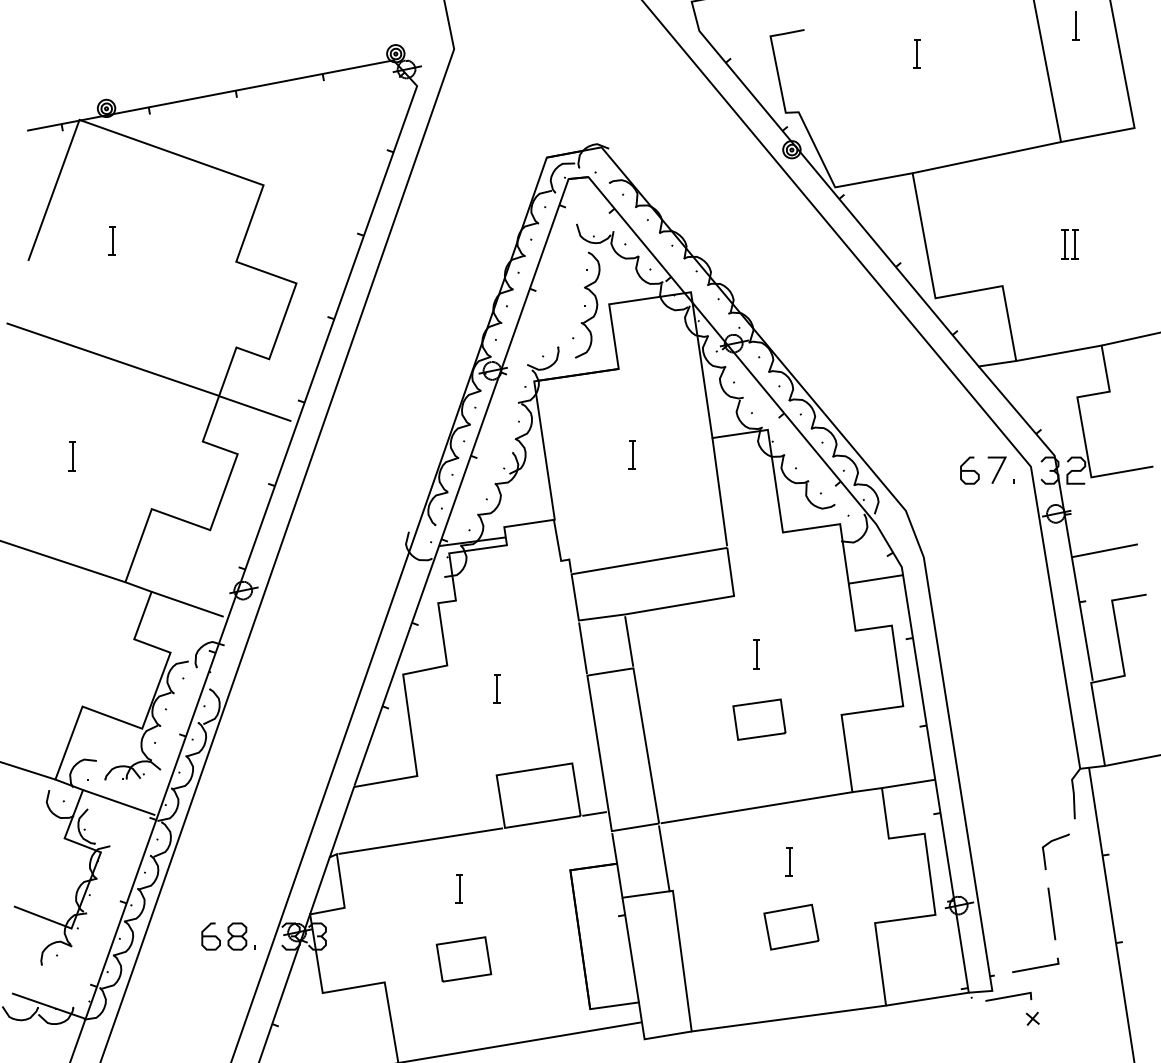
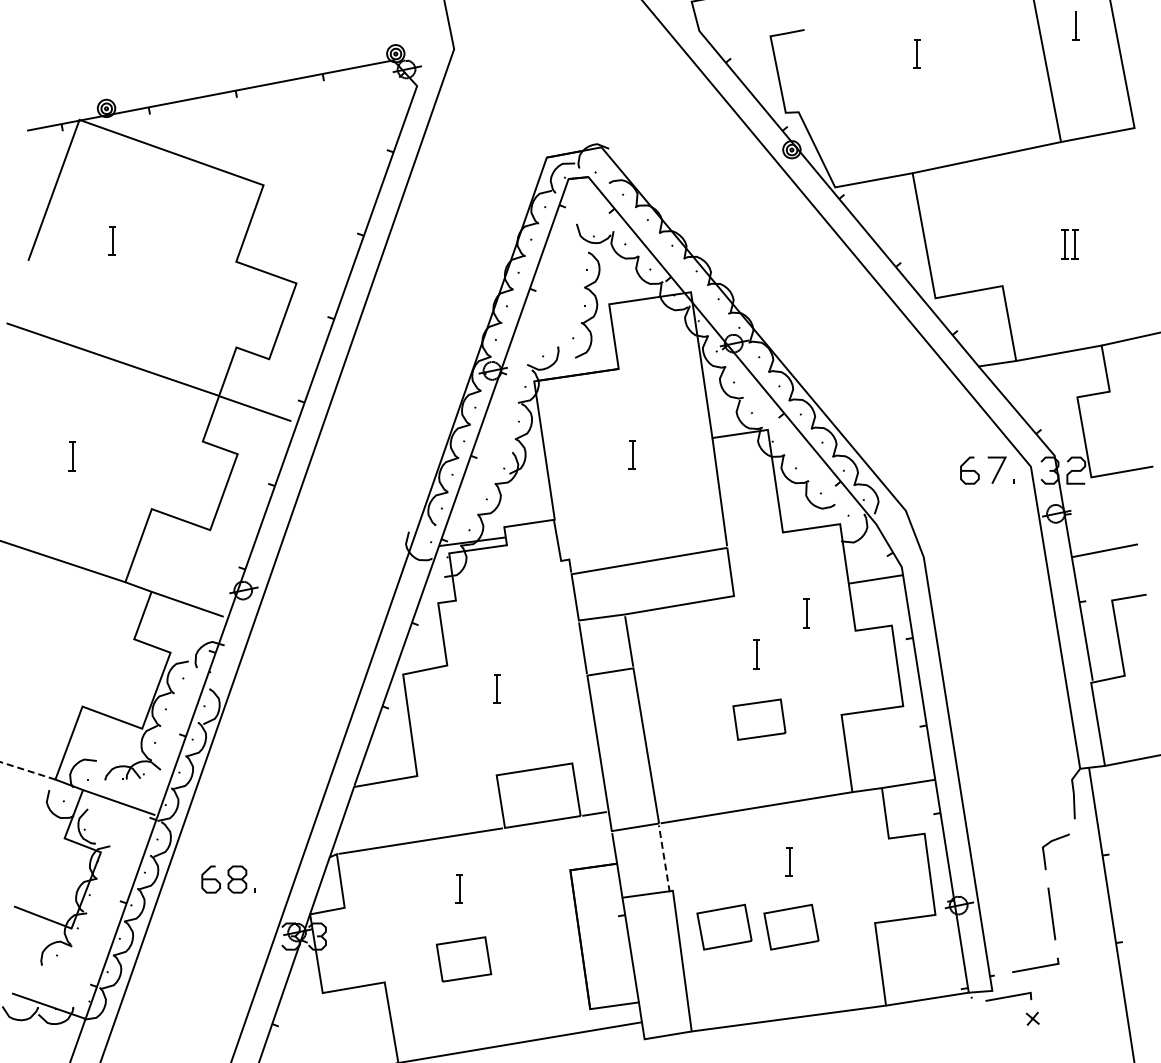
part: none -> present (806, 613)
line: solid -> dashed (27, 770)
line: solid -> dashed (664, 858)
part: none -> present (724, 926)
part position: (228, 936) -> (228, 879) (228, 879)
